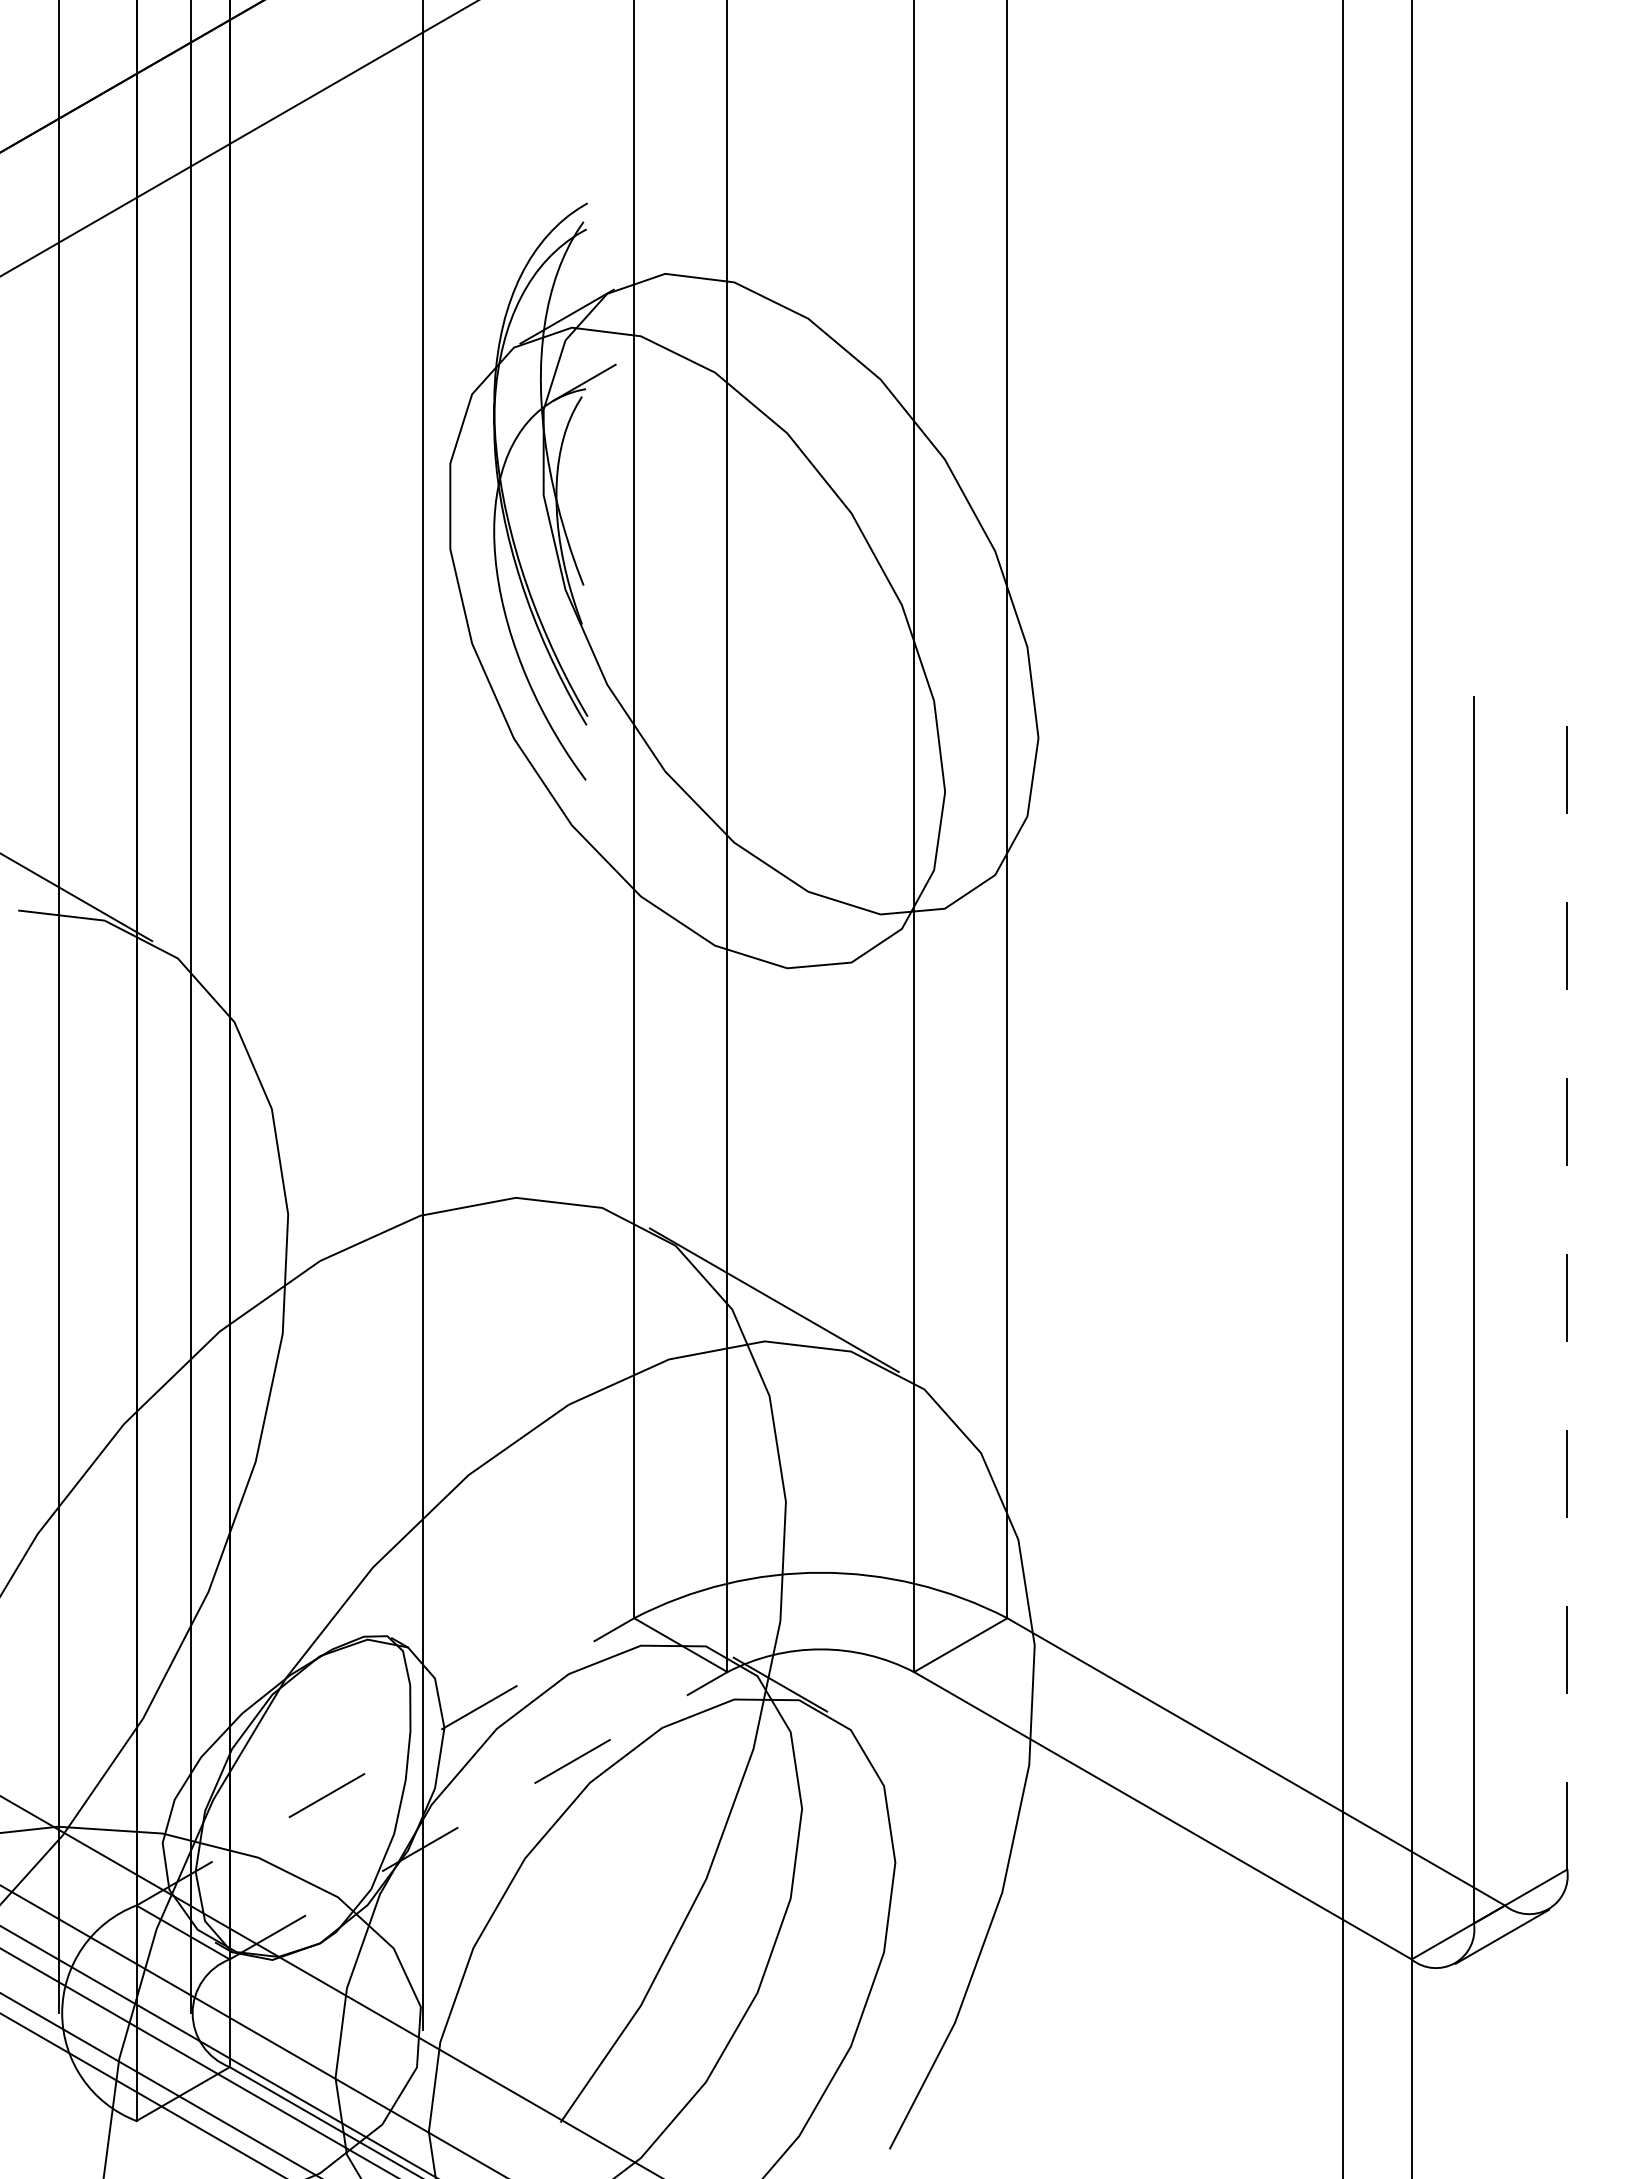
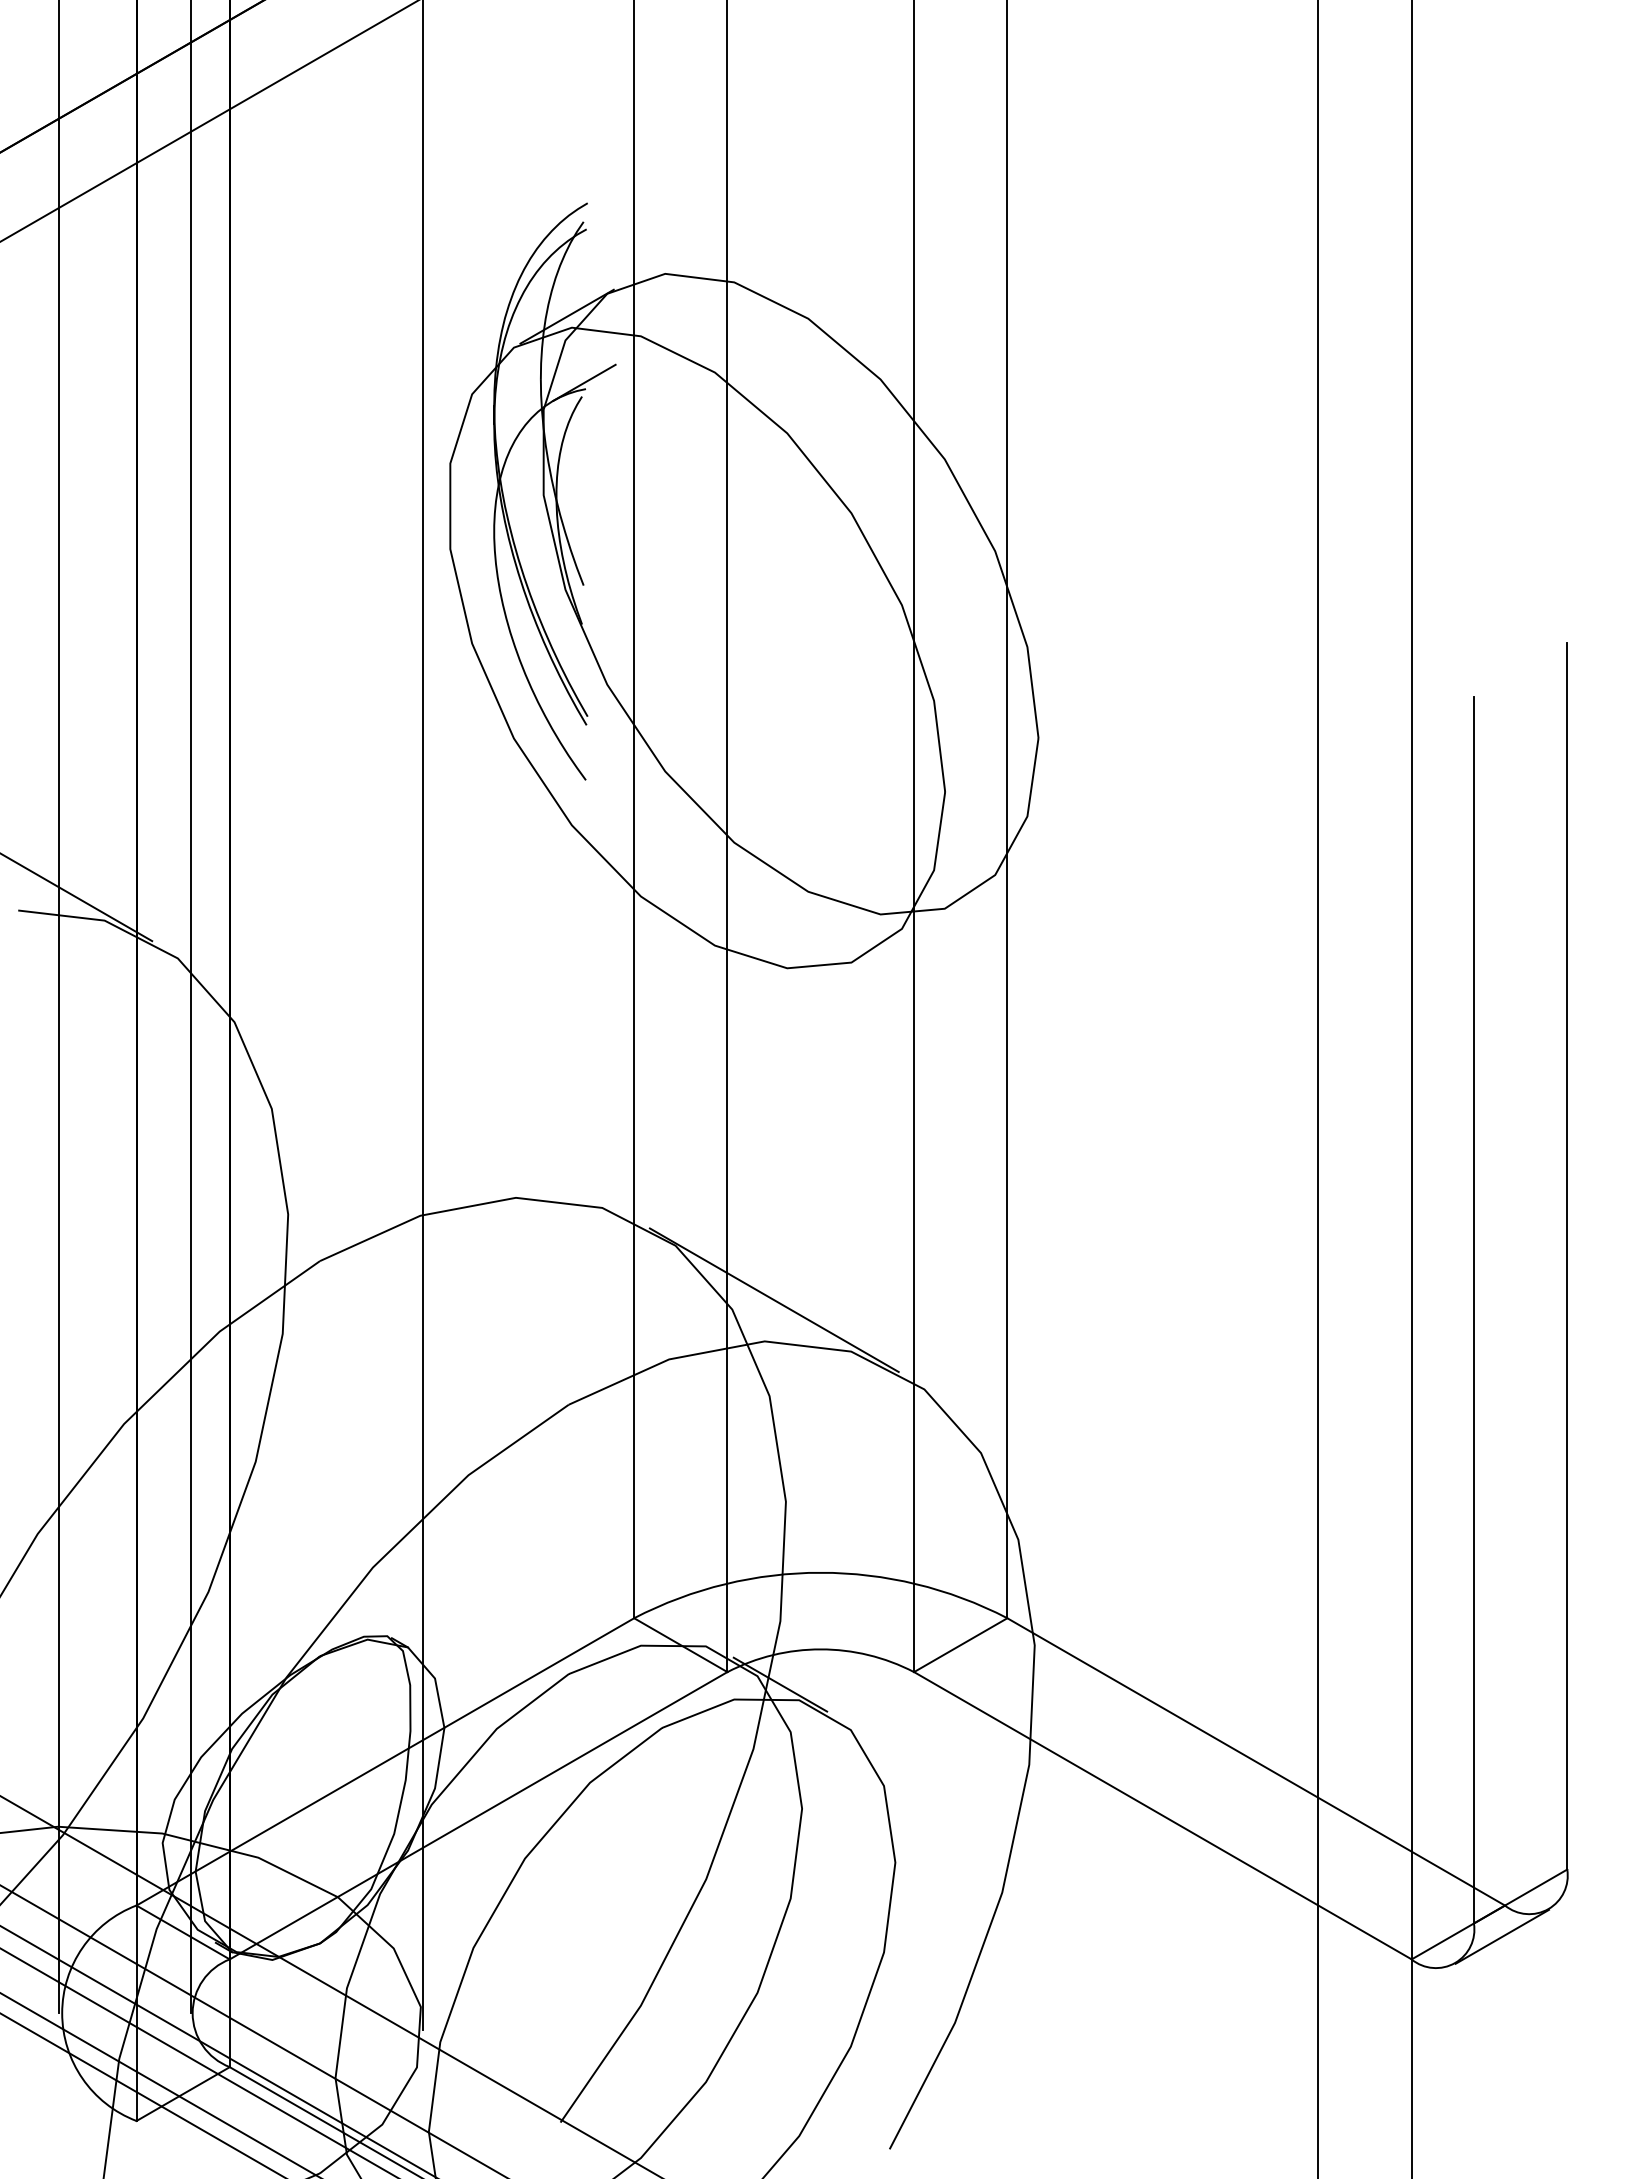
line position: (238, 138) -> (208, 121) (208, 121)
line position: (1343, 1088) -> (1318, 1088) (1318, 1088)
line: dashed -> solid (1567, 1255)
line: dashed -> solid (385, 1761)
line: dashed -> solid (479, 1815)
